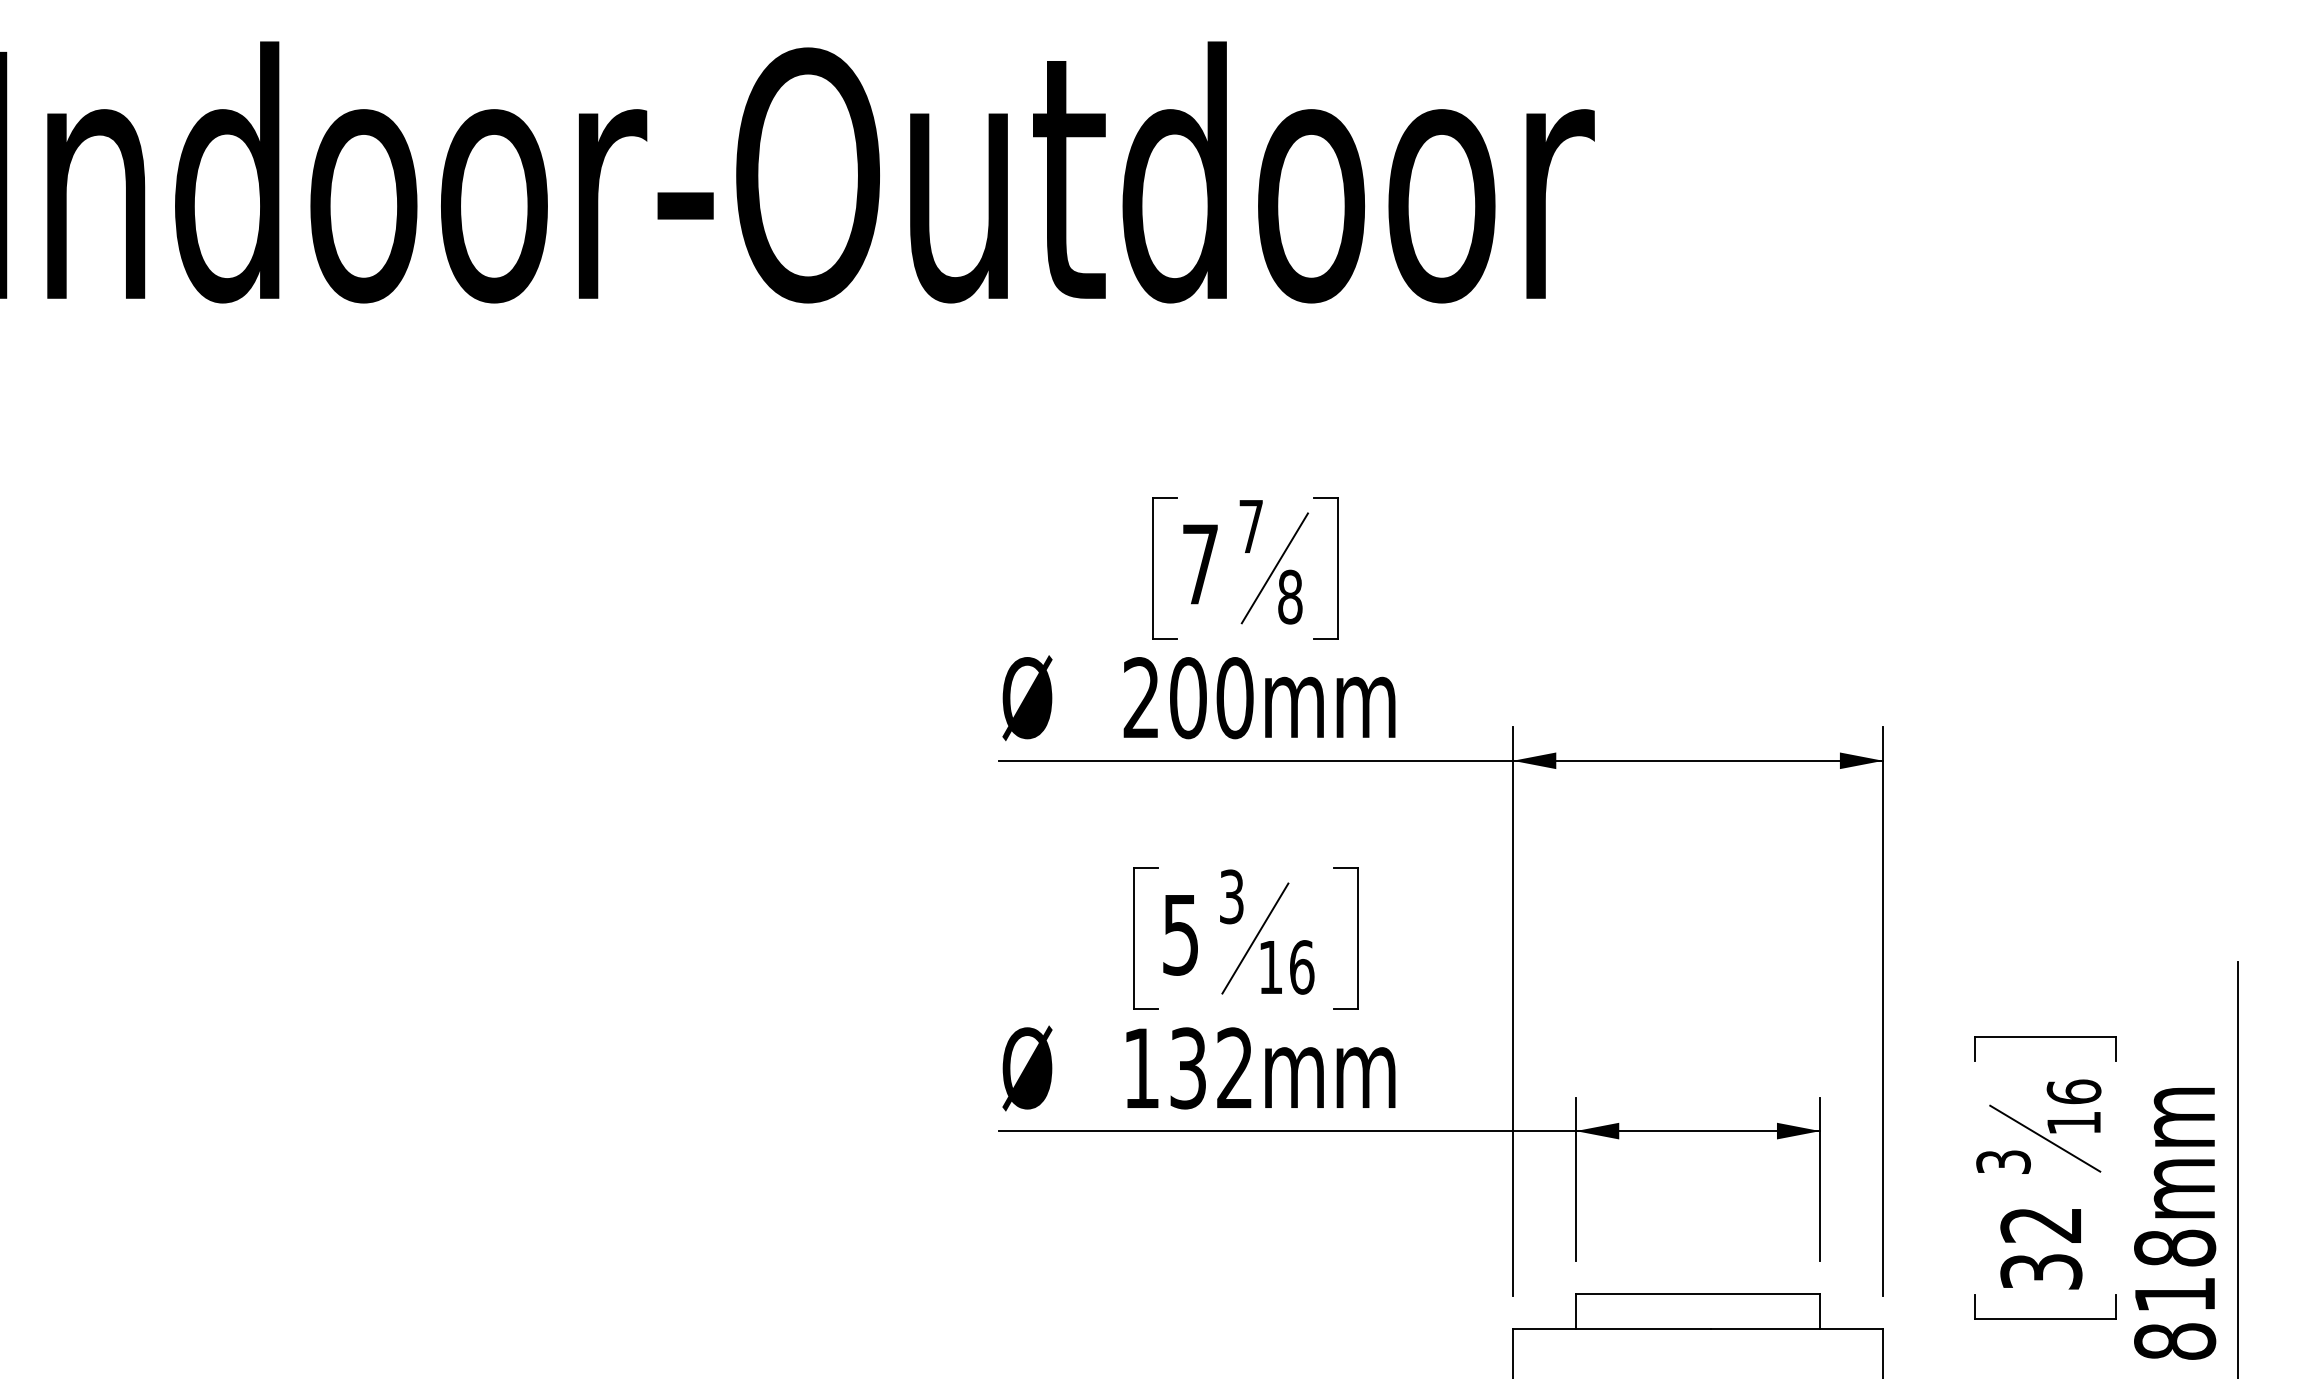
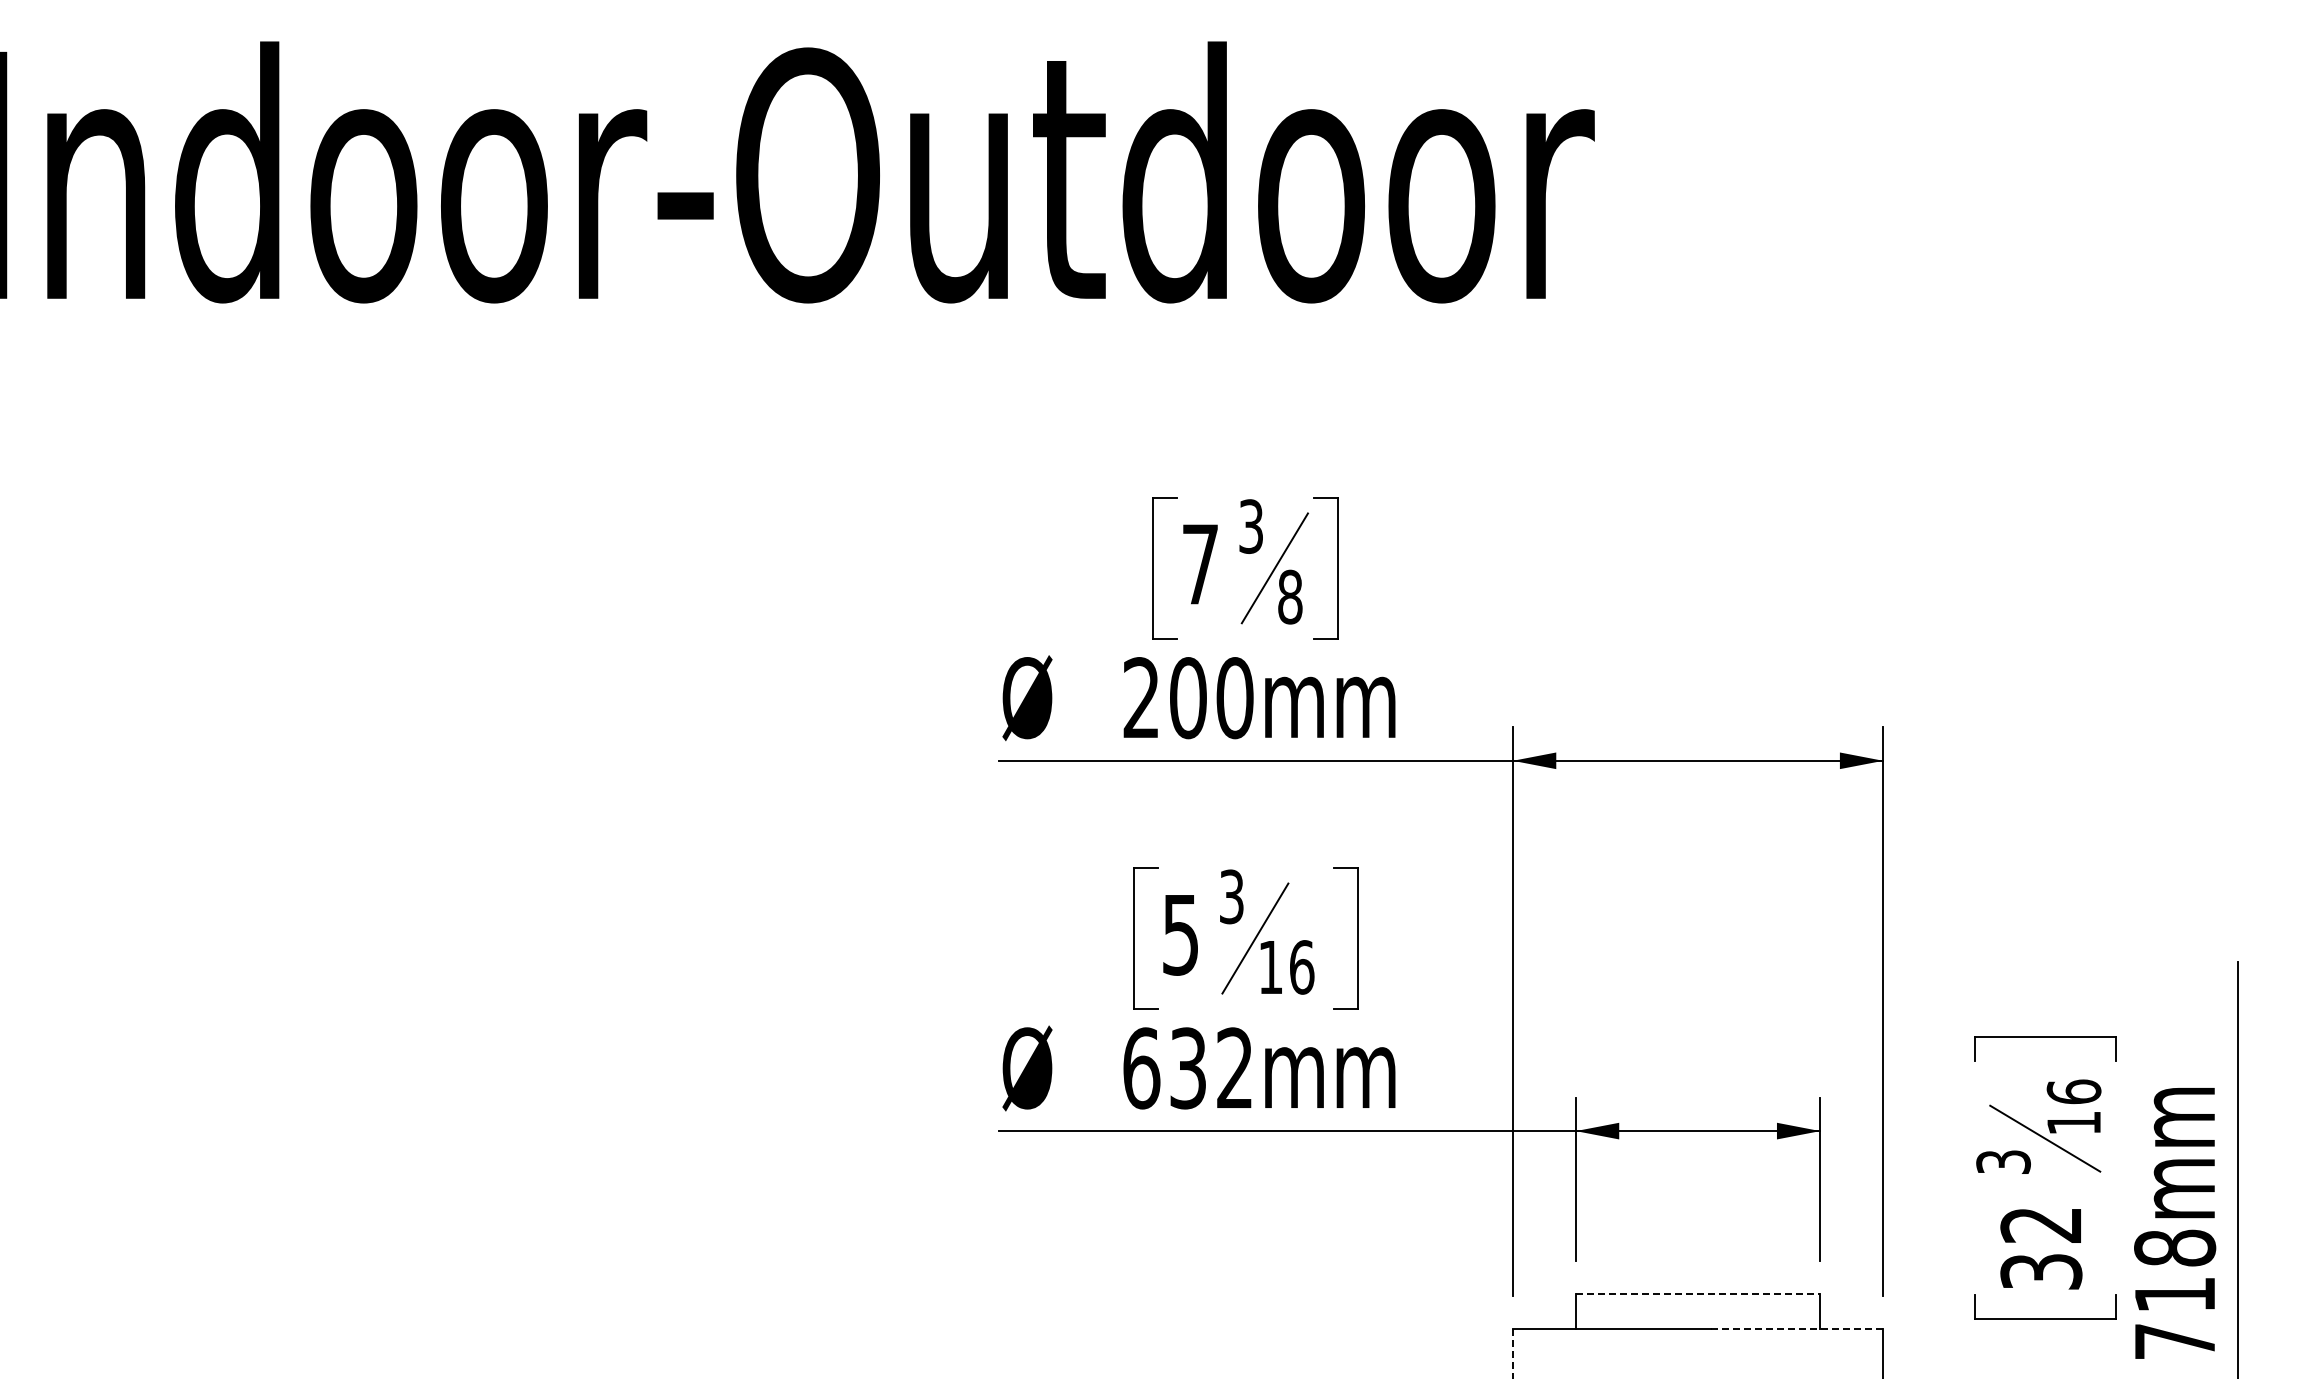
text: 7 -> 3 (1250, 526)
text: 132mm -> 632mm (1141, 1068)
line: solid -> dashed (1698, 1294)
line: solid -> dashed (1797, 1329)
text: 818mm -> 718mm (2175, 1341)
line: solid -> dashed (1512, 1353)
